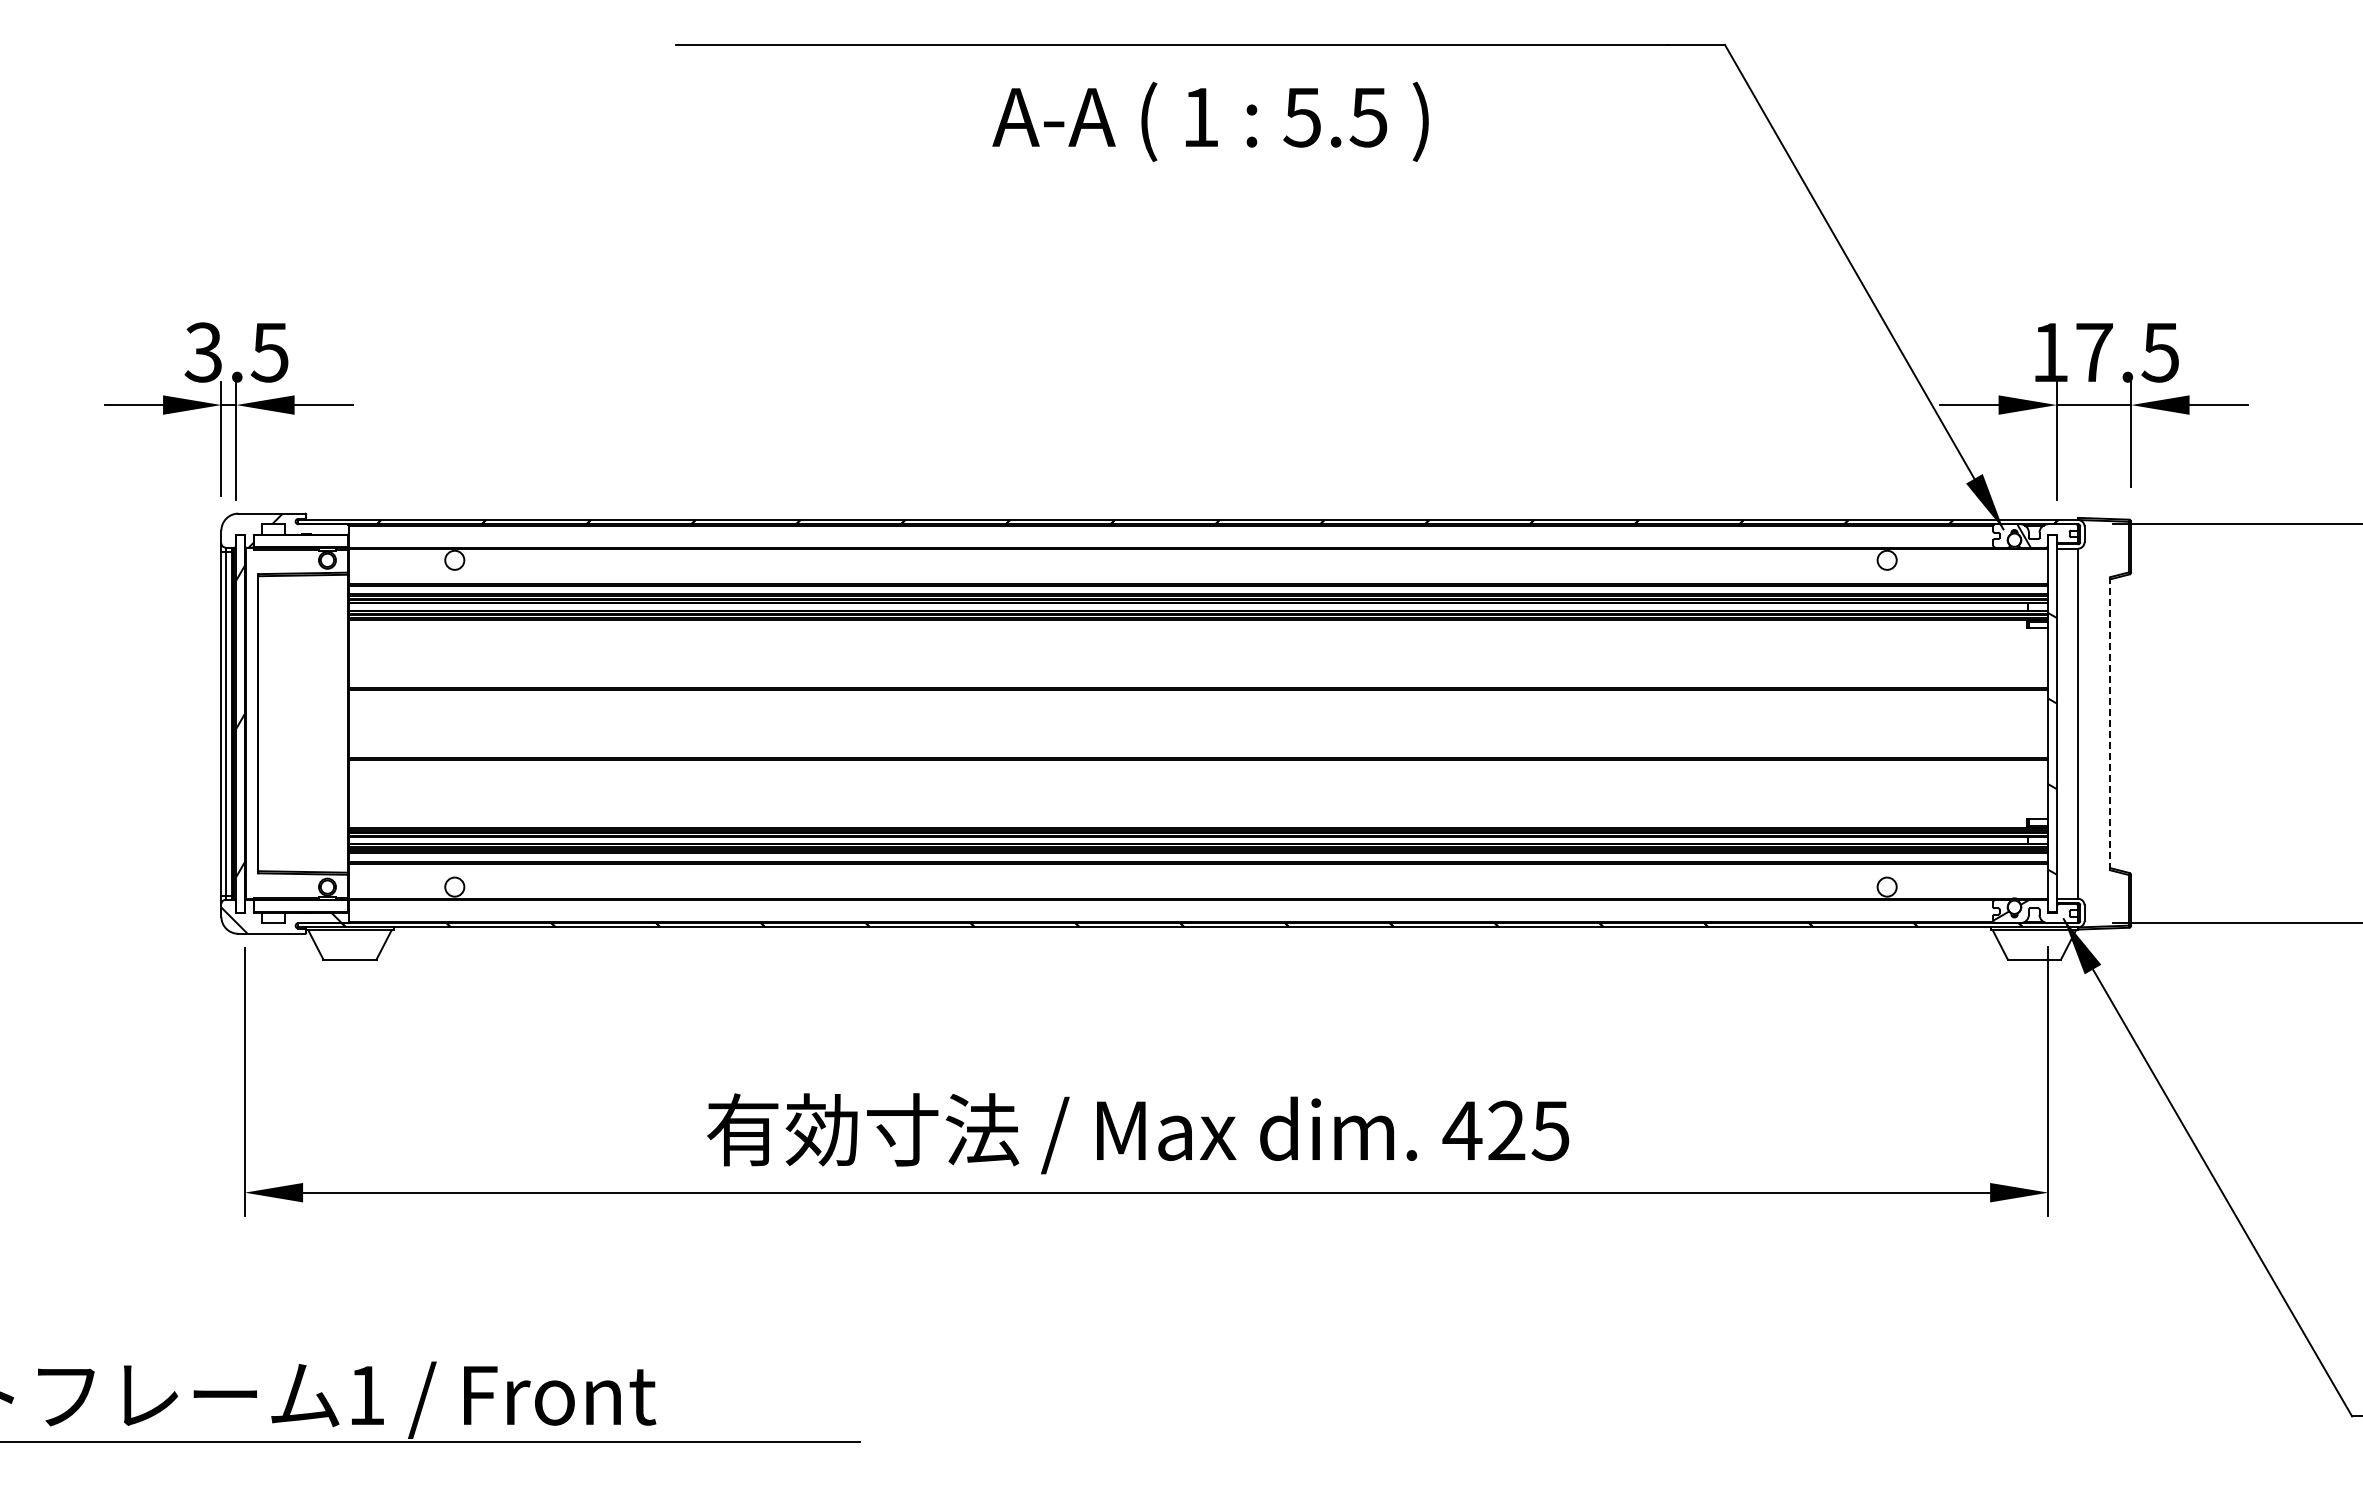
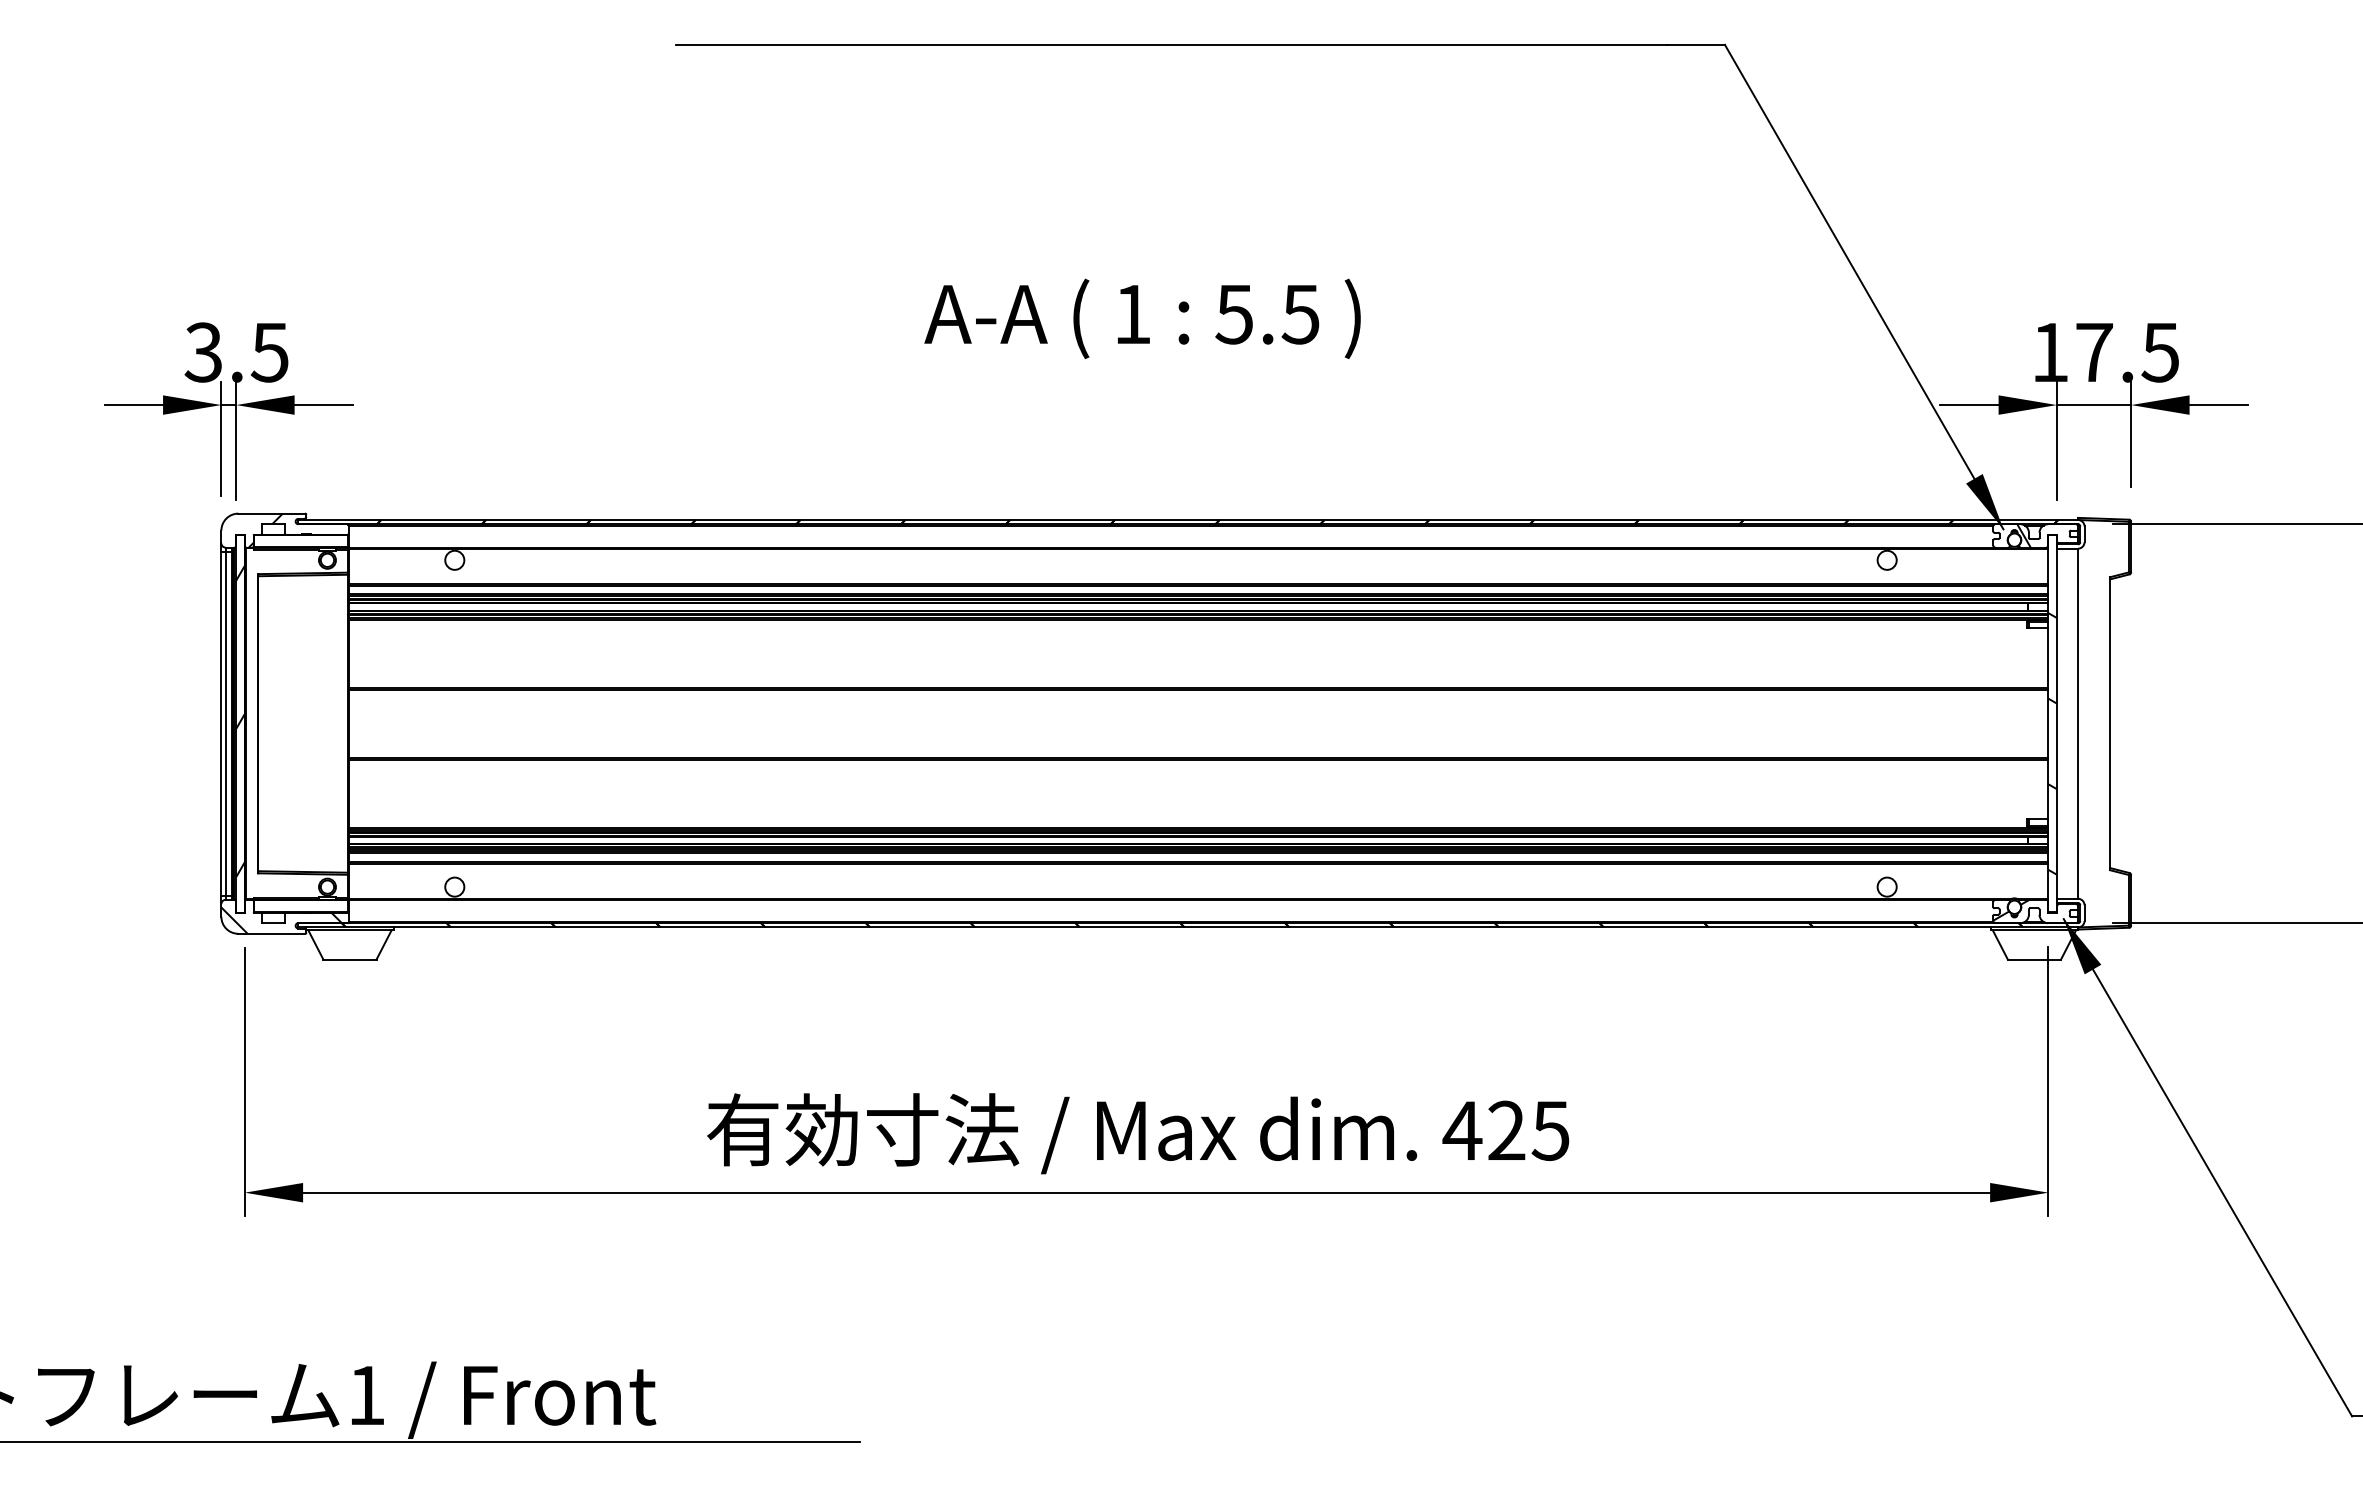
text position: (1210, 121) -> (1142, 318) (1142, 318)
line: dashed -> solid (2109, 724)
